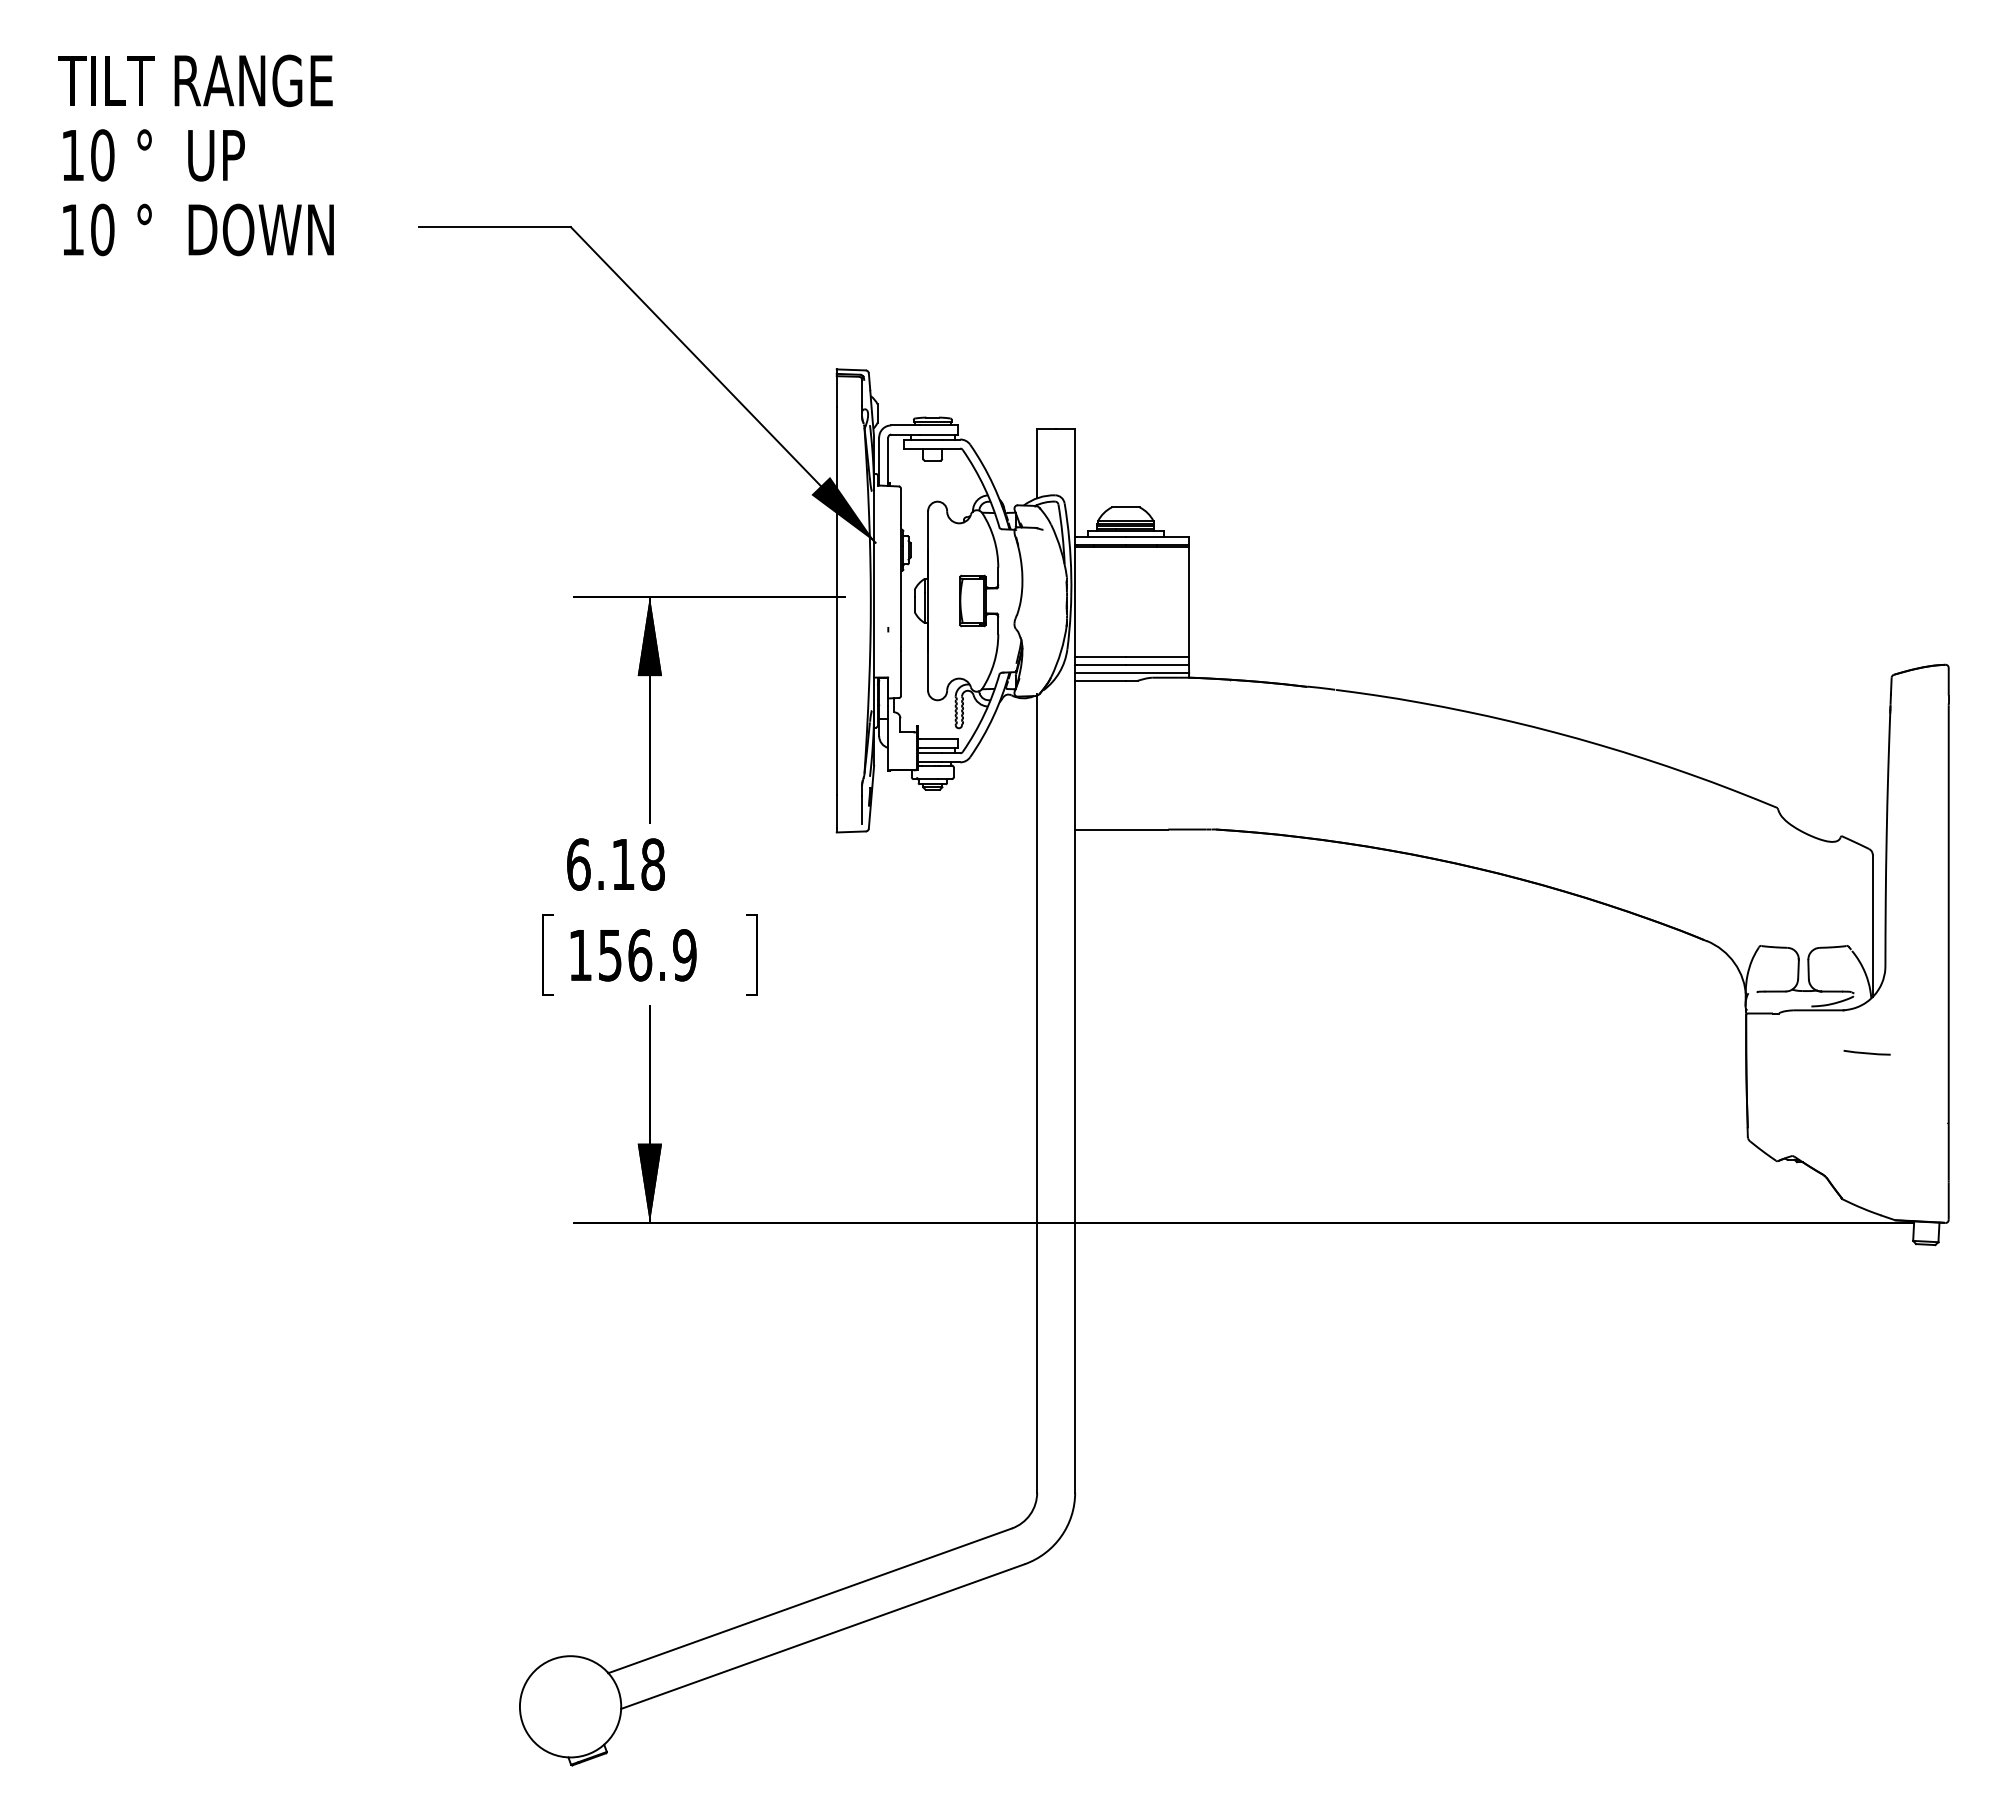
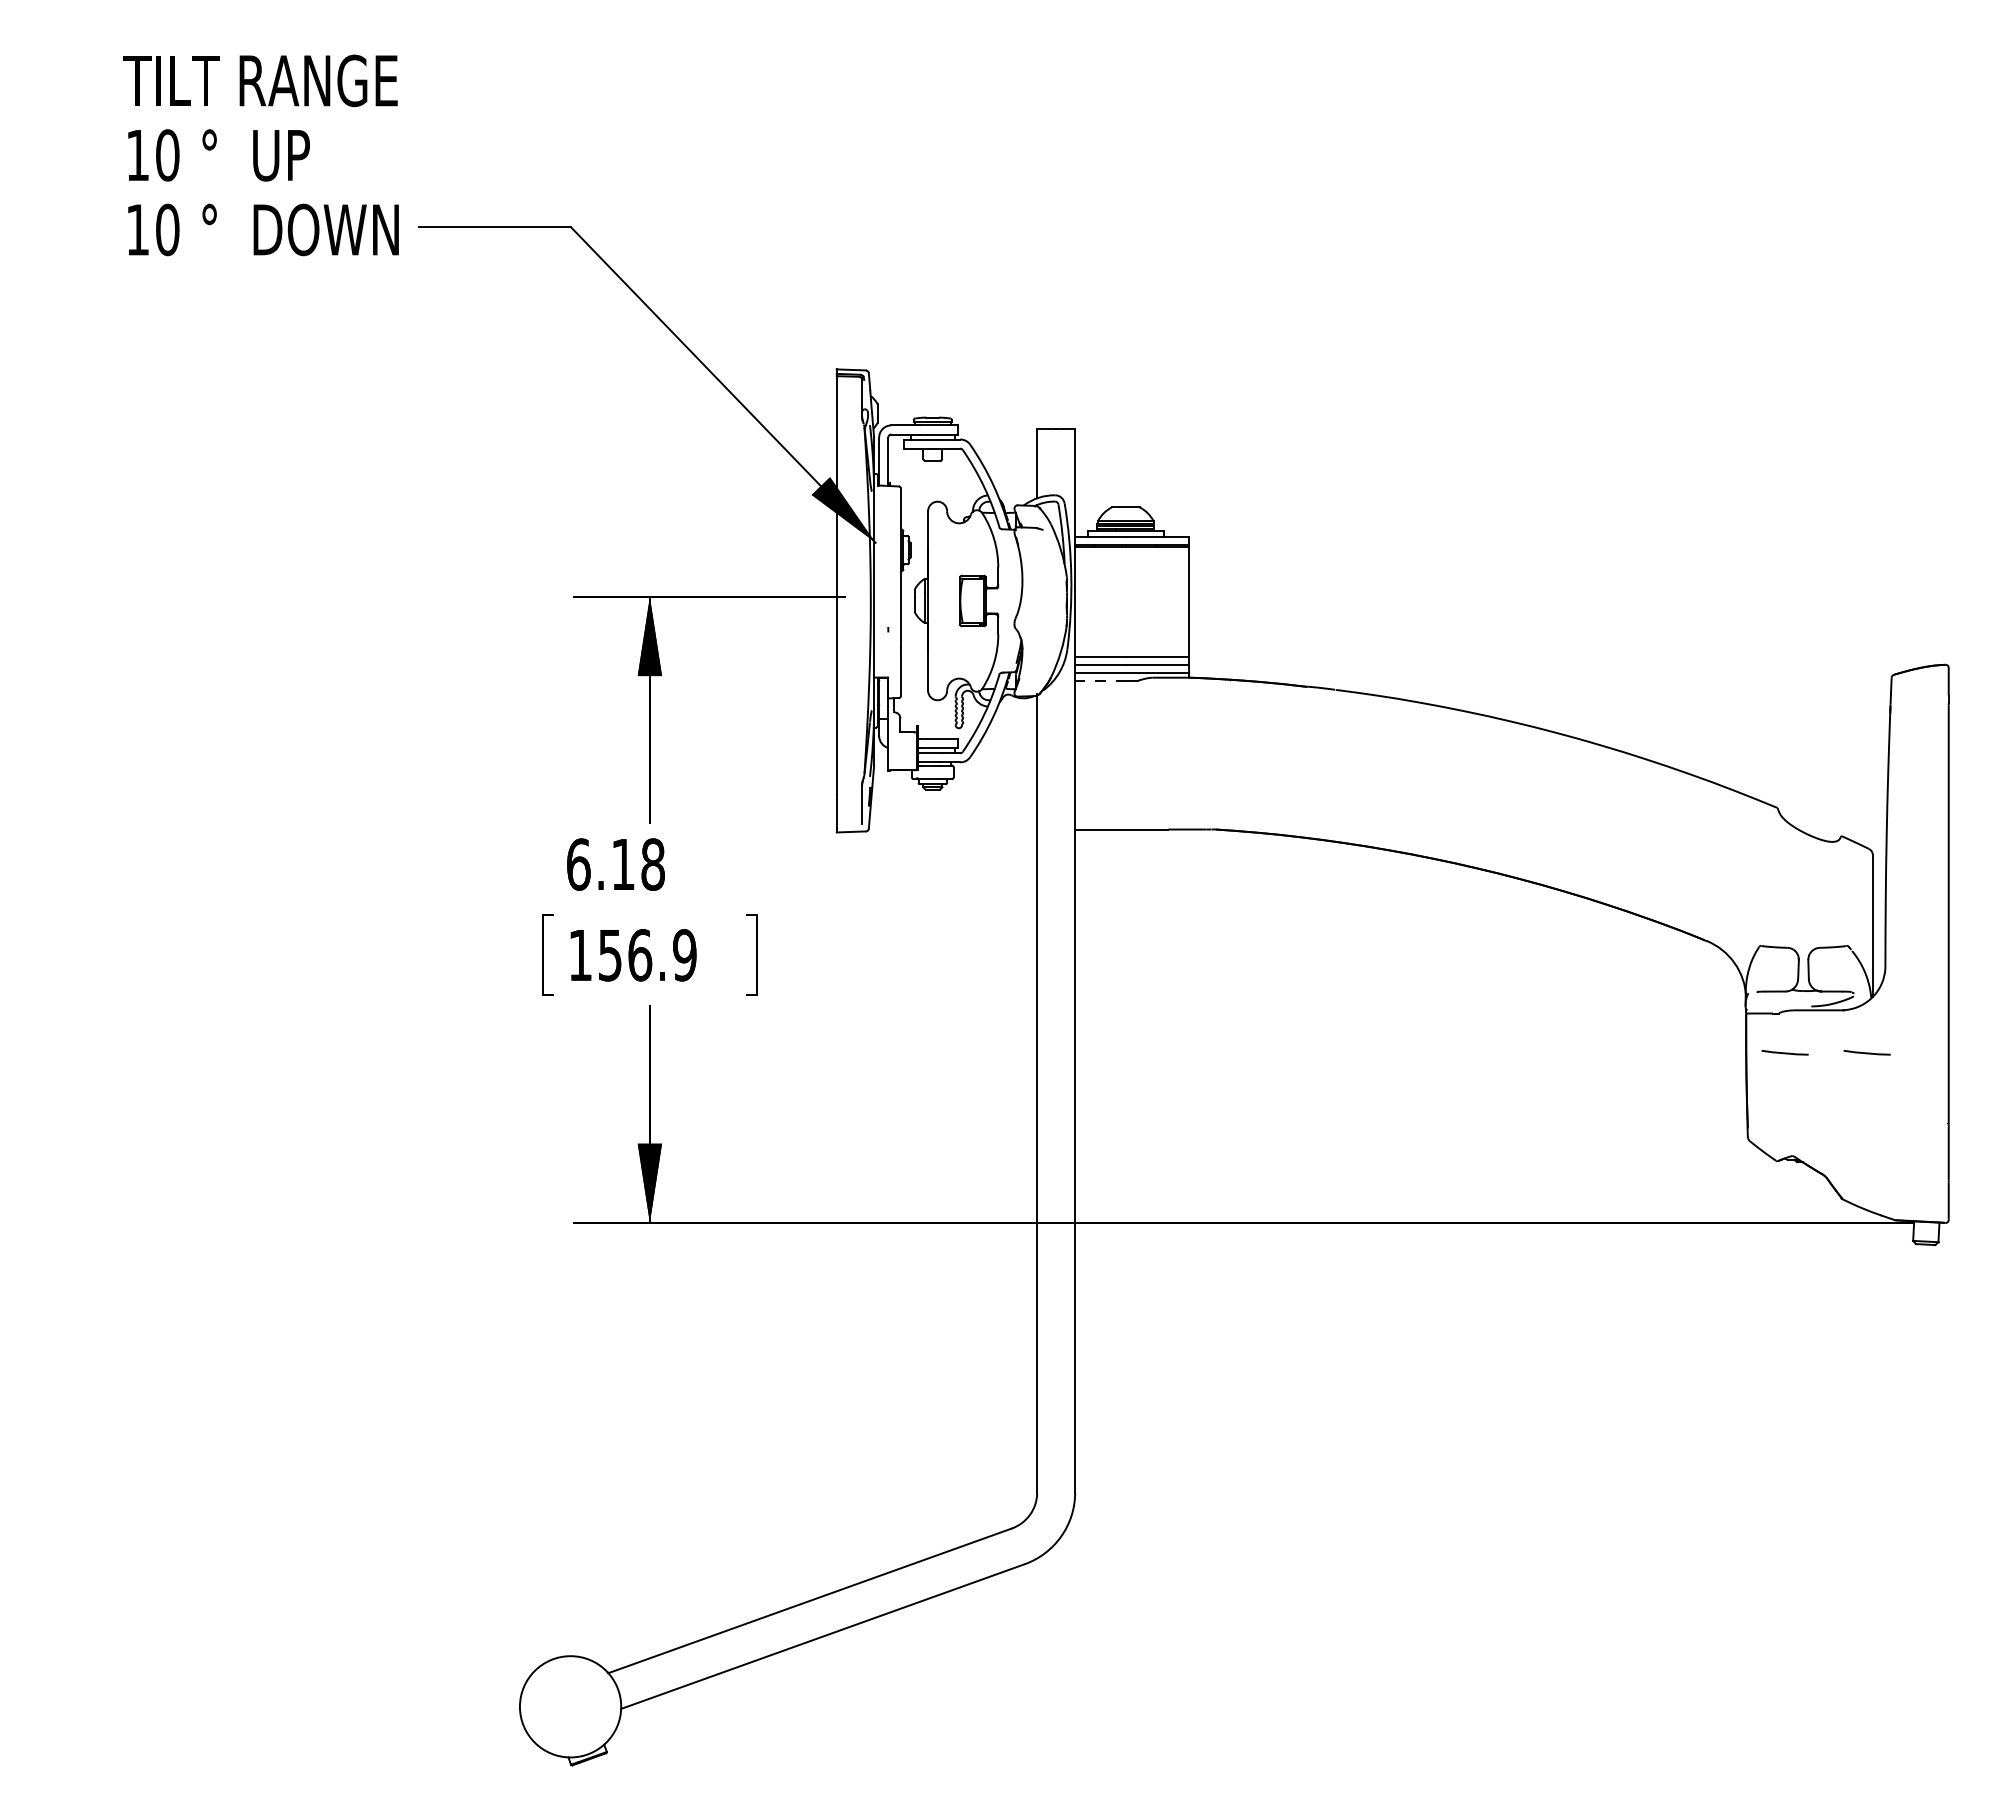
text position: (195, 155) -> (260, 155) (260, 155)
line: solid -> dashed (1099, 680)
line: none -> present (1784, 1052)
